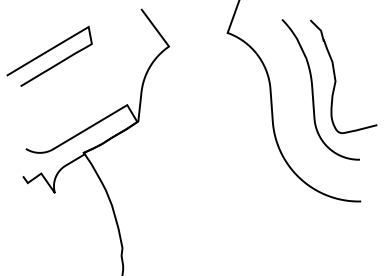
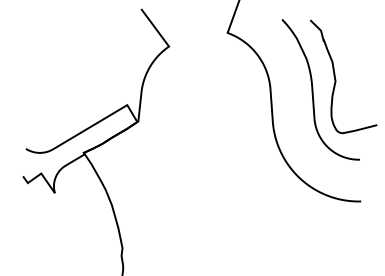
curve: present -> none (47, 52)
